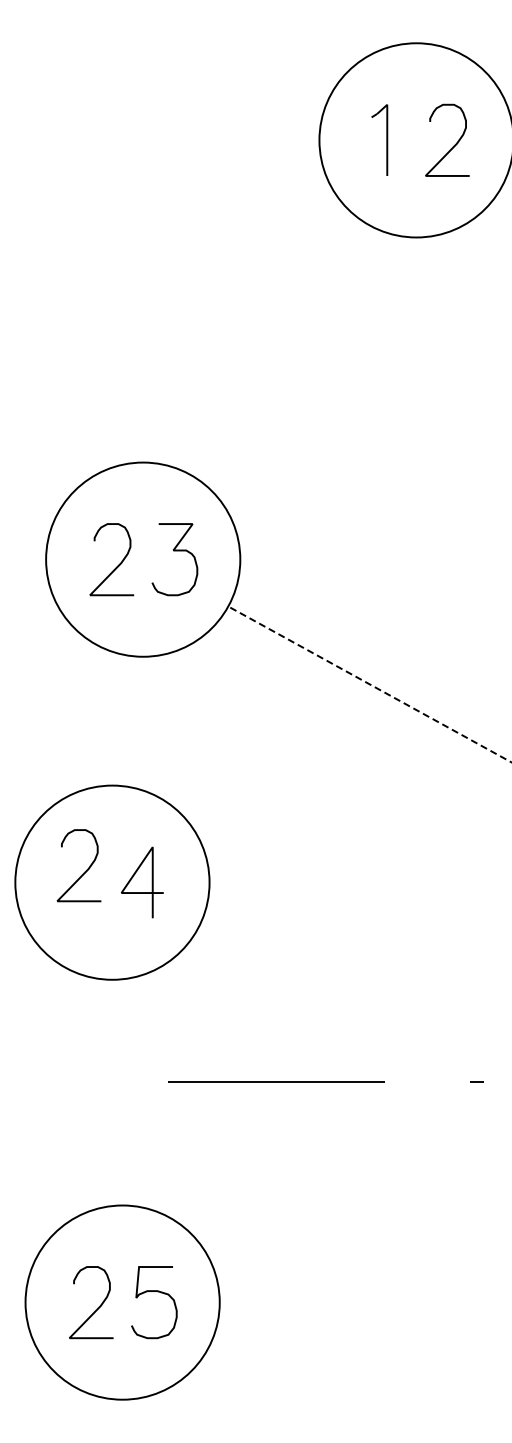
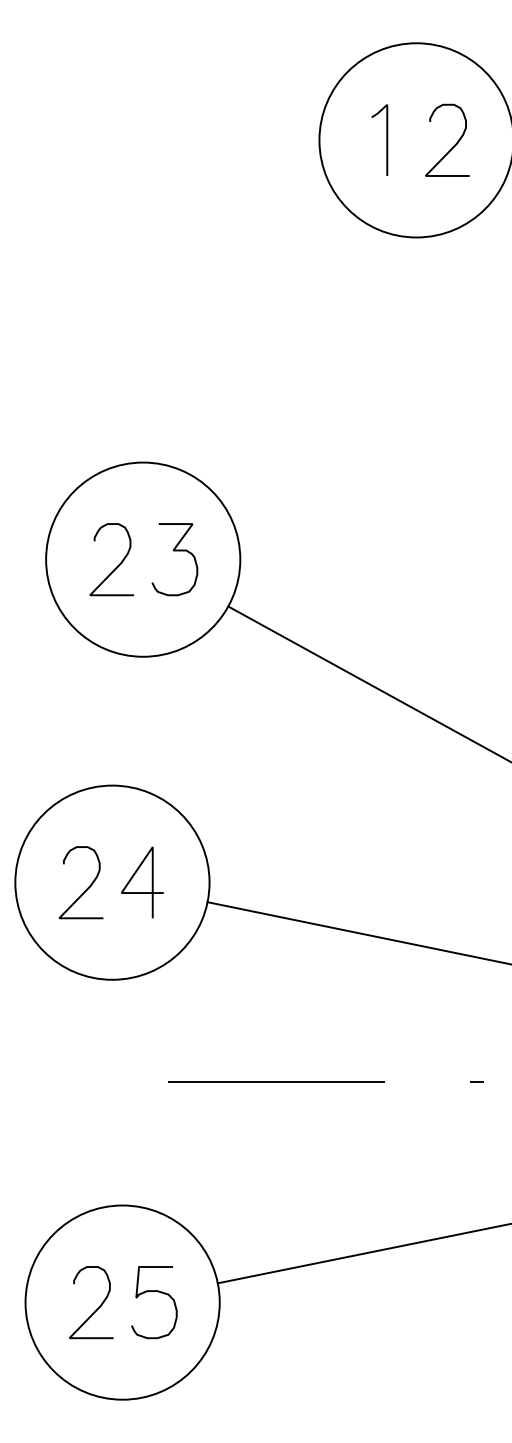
line: dashed -> solid (370, 684)
curve position: (84, 871) -> (86, 888) (86, 888)
line: none -> present (357, 932)
line: none -> present (362, 1253)
